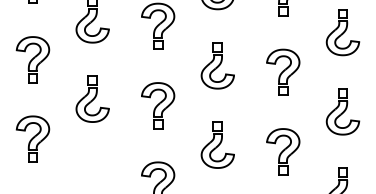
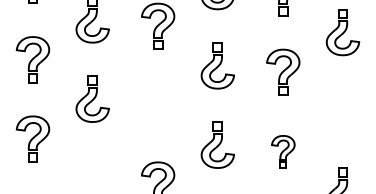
part: present -> none (158, 105)
part: present -> none (342, 111)
part size: 35x48 px -> 25x34 px (283, 151)
